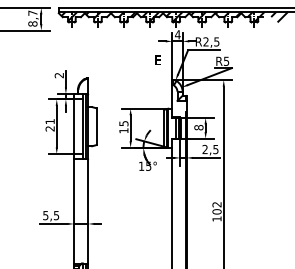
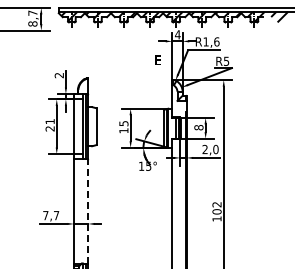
text: R2,5 -> R1,6 (211, 41)
text: 2,5 -> 2,0 (215, 149)
line: solid -> dashed (88, 210)
text: 5,5 -> 7,7 (51, 215)
